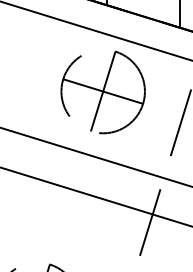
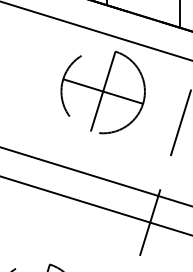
line position: (95, 157) -> (95, 176) (95, 176)
line position: (95, 196) -> (95, 205) (95, 205)
